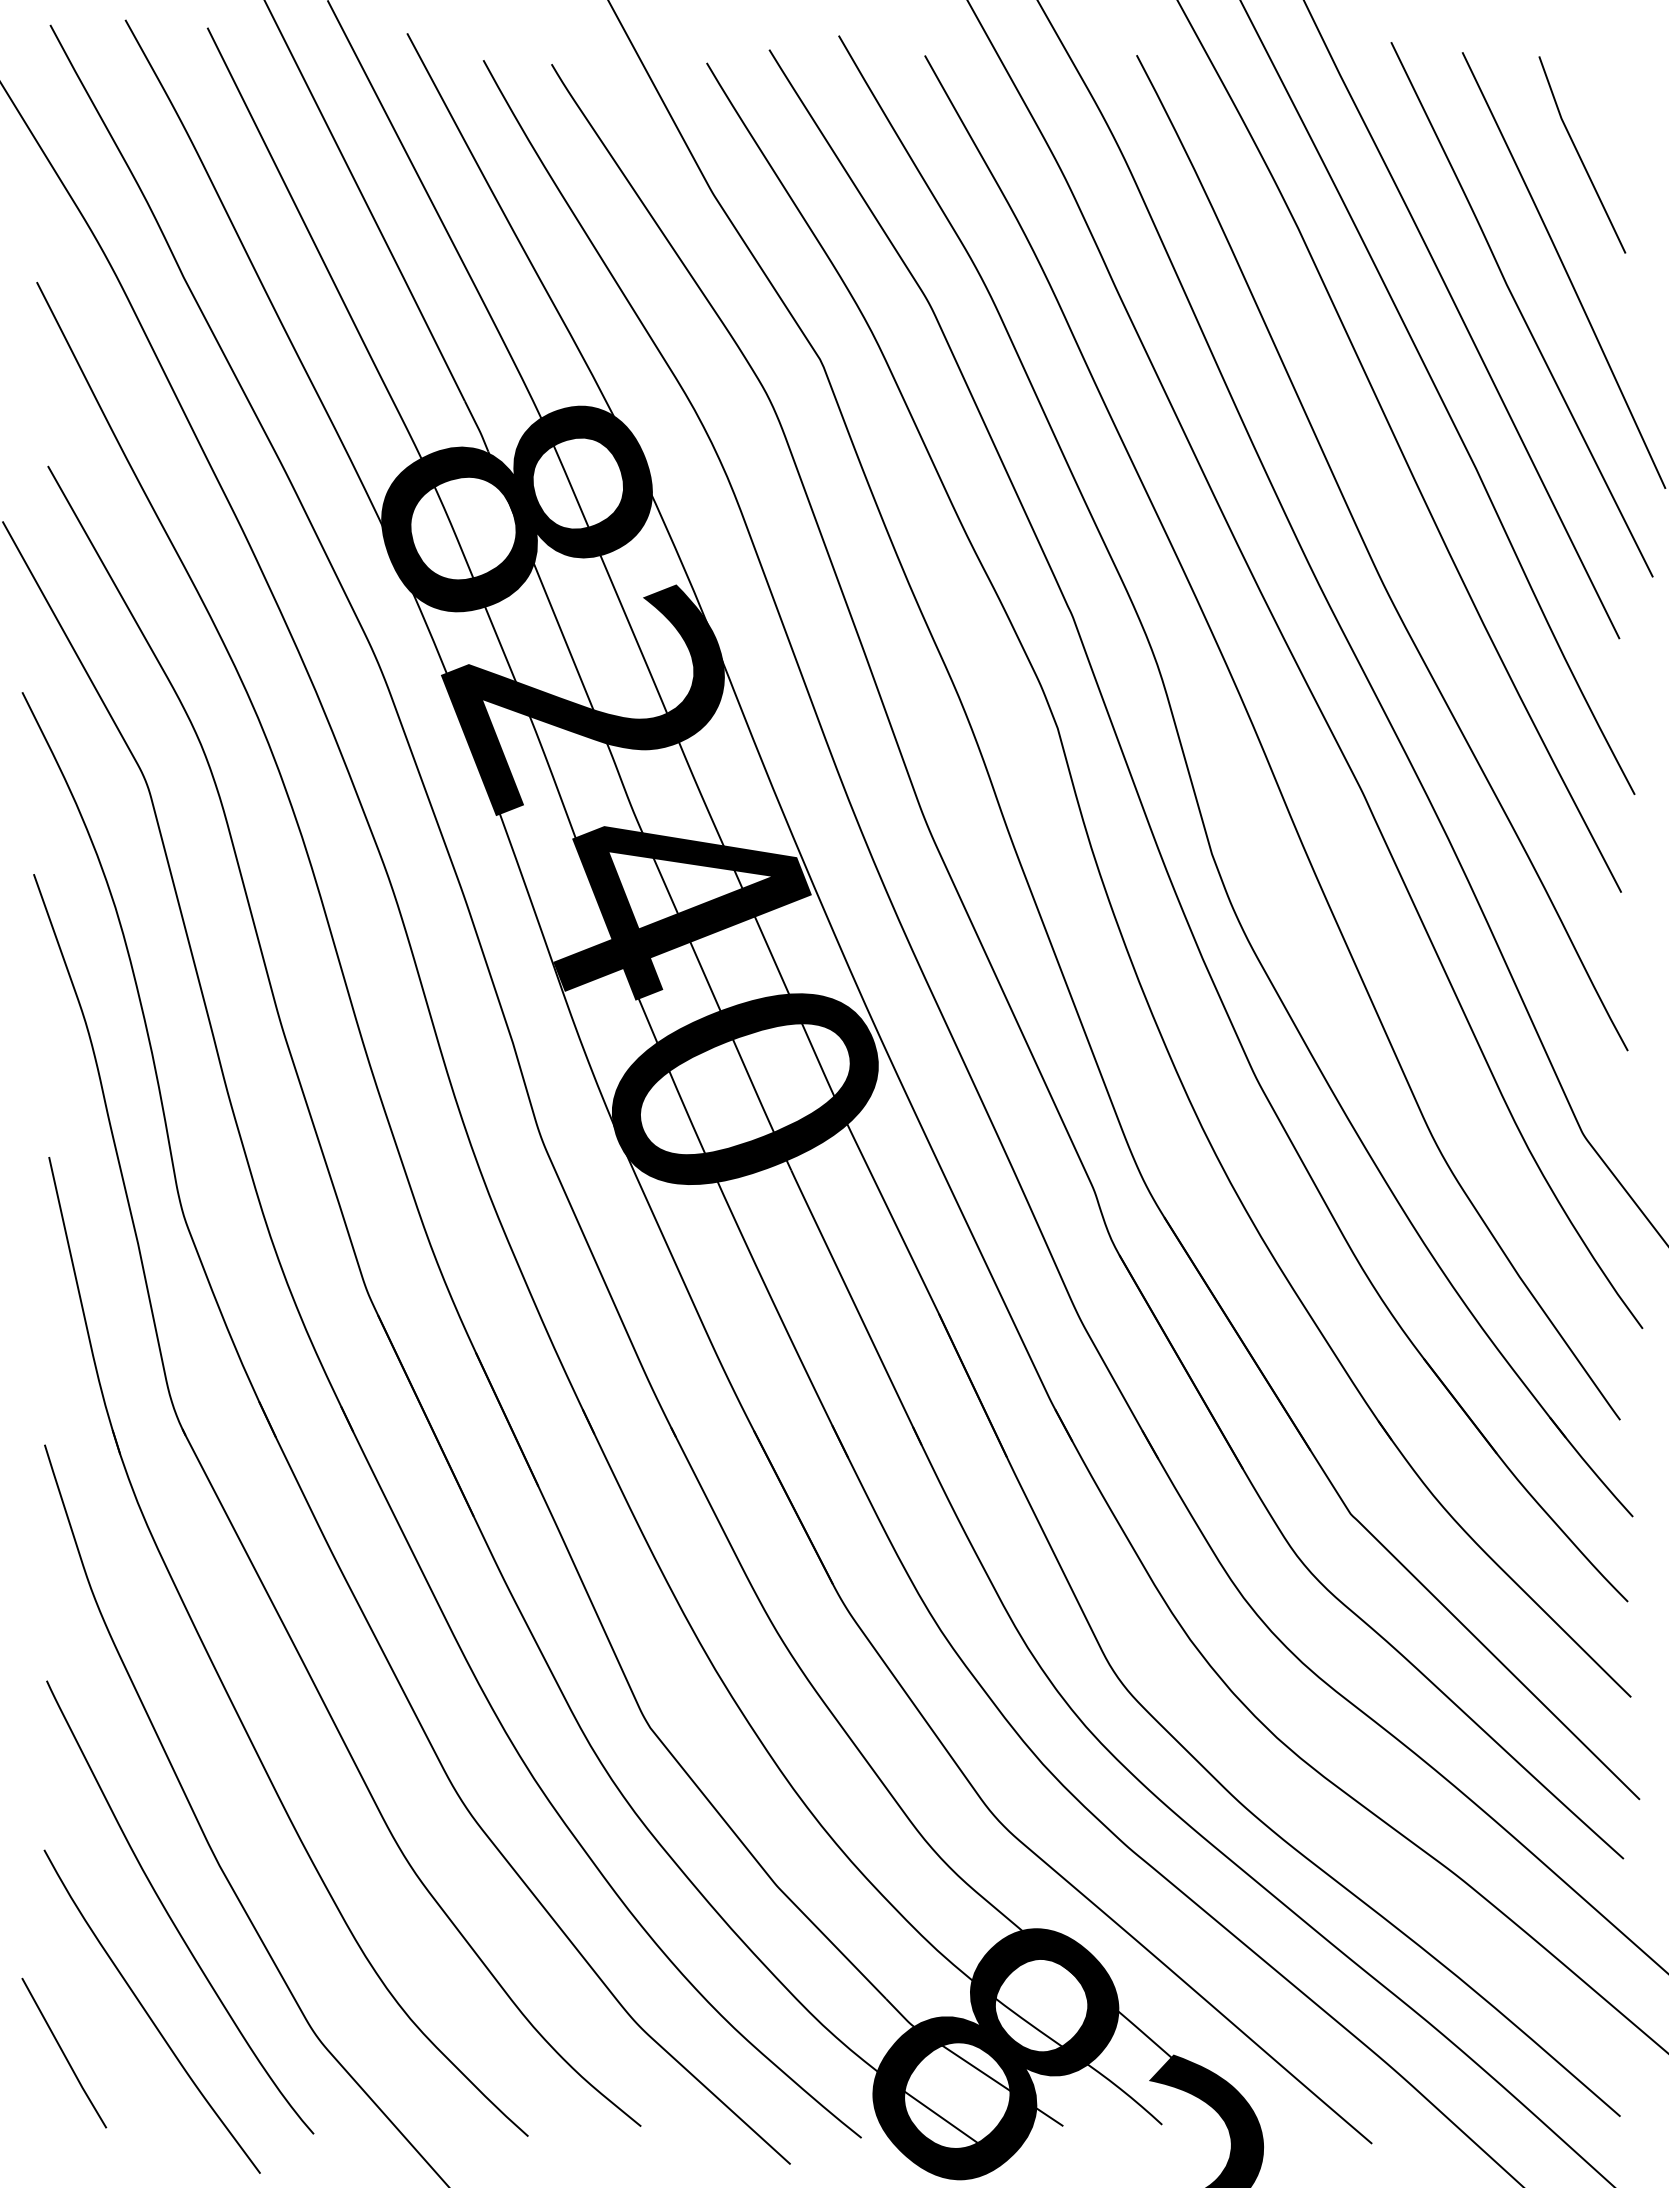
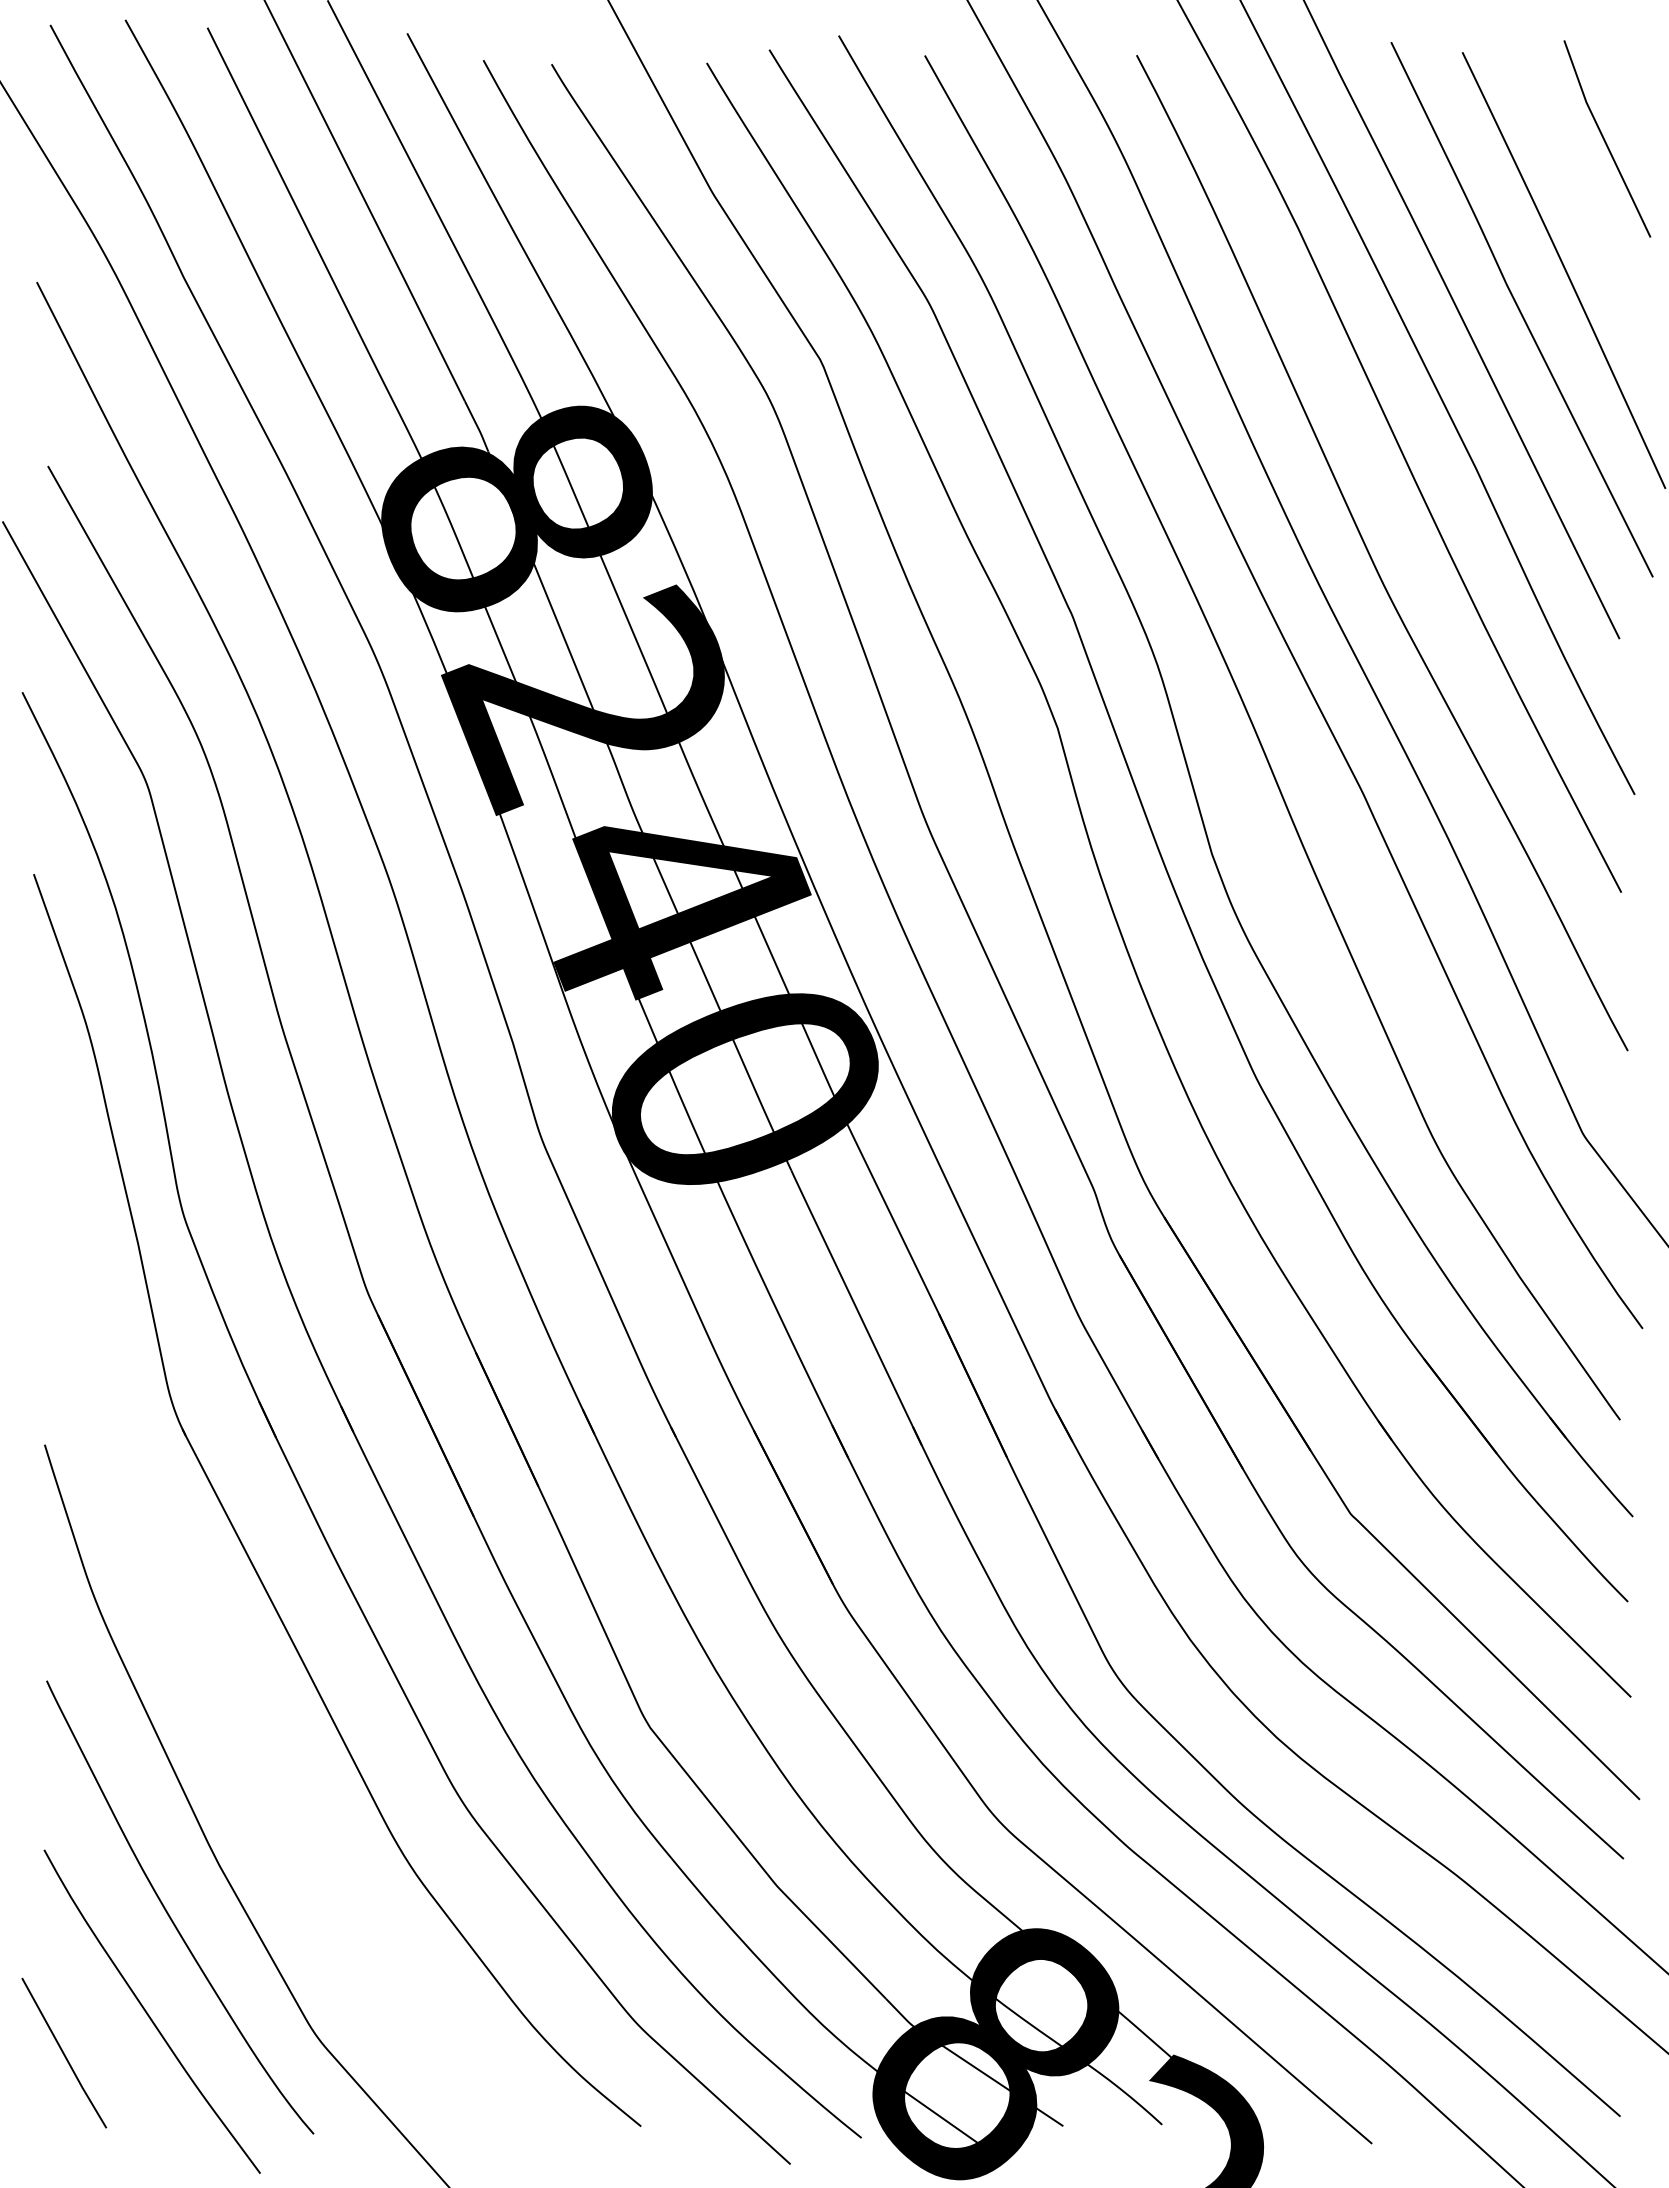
line position: (1580, 155) -> (1605, 139) (1605, 139)
part: present -> none (221, 1679)
